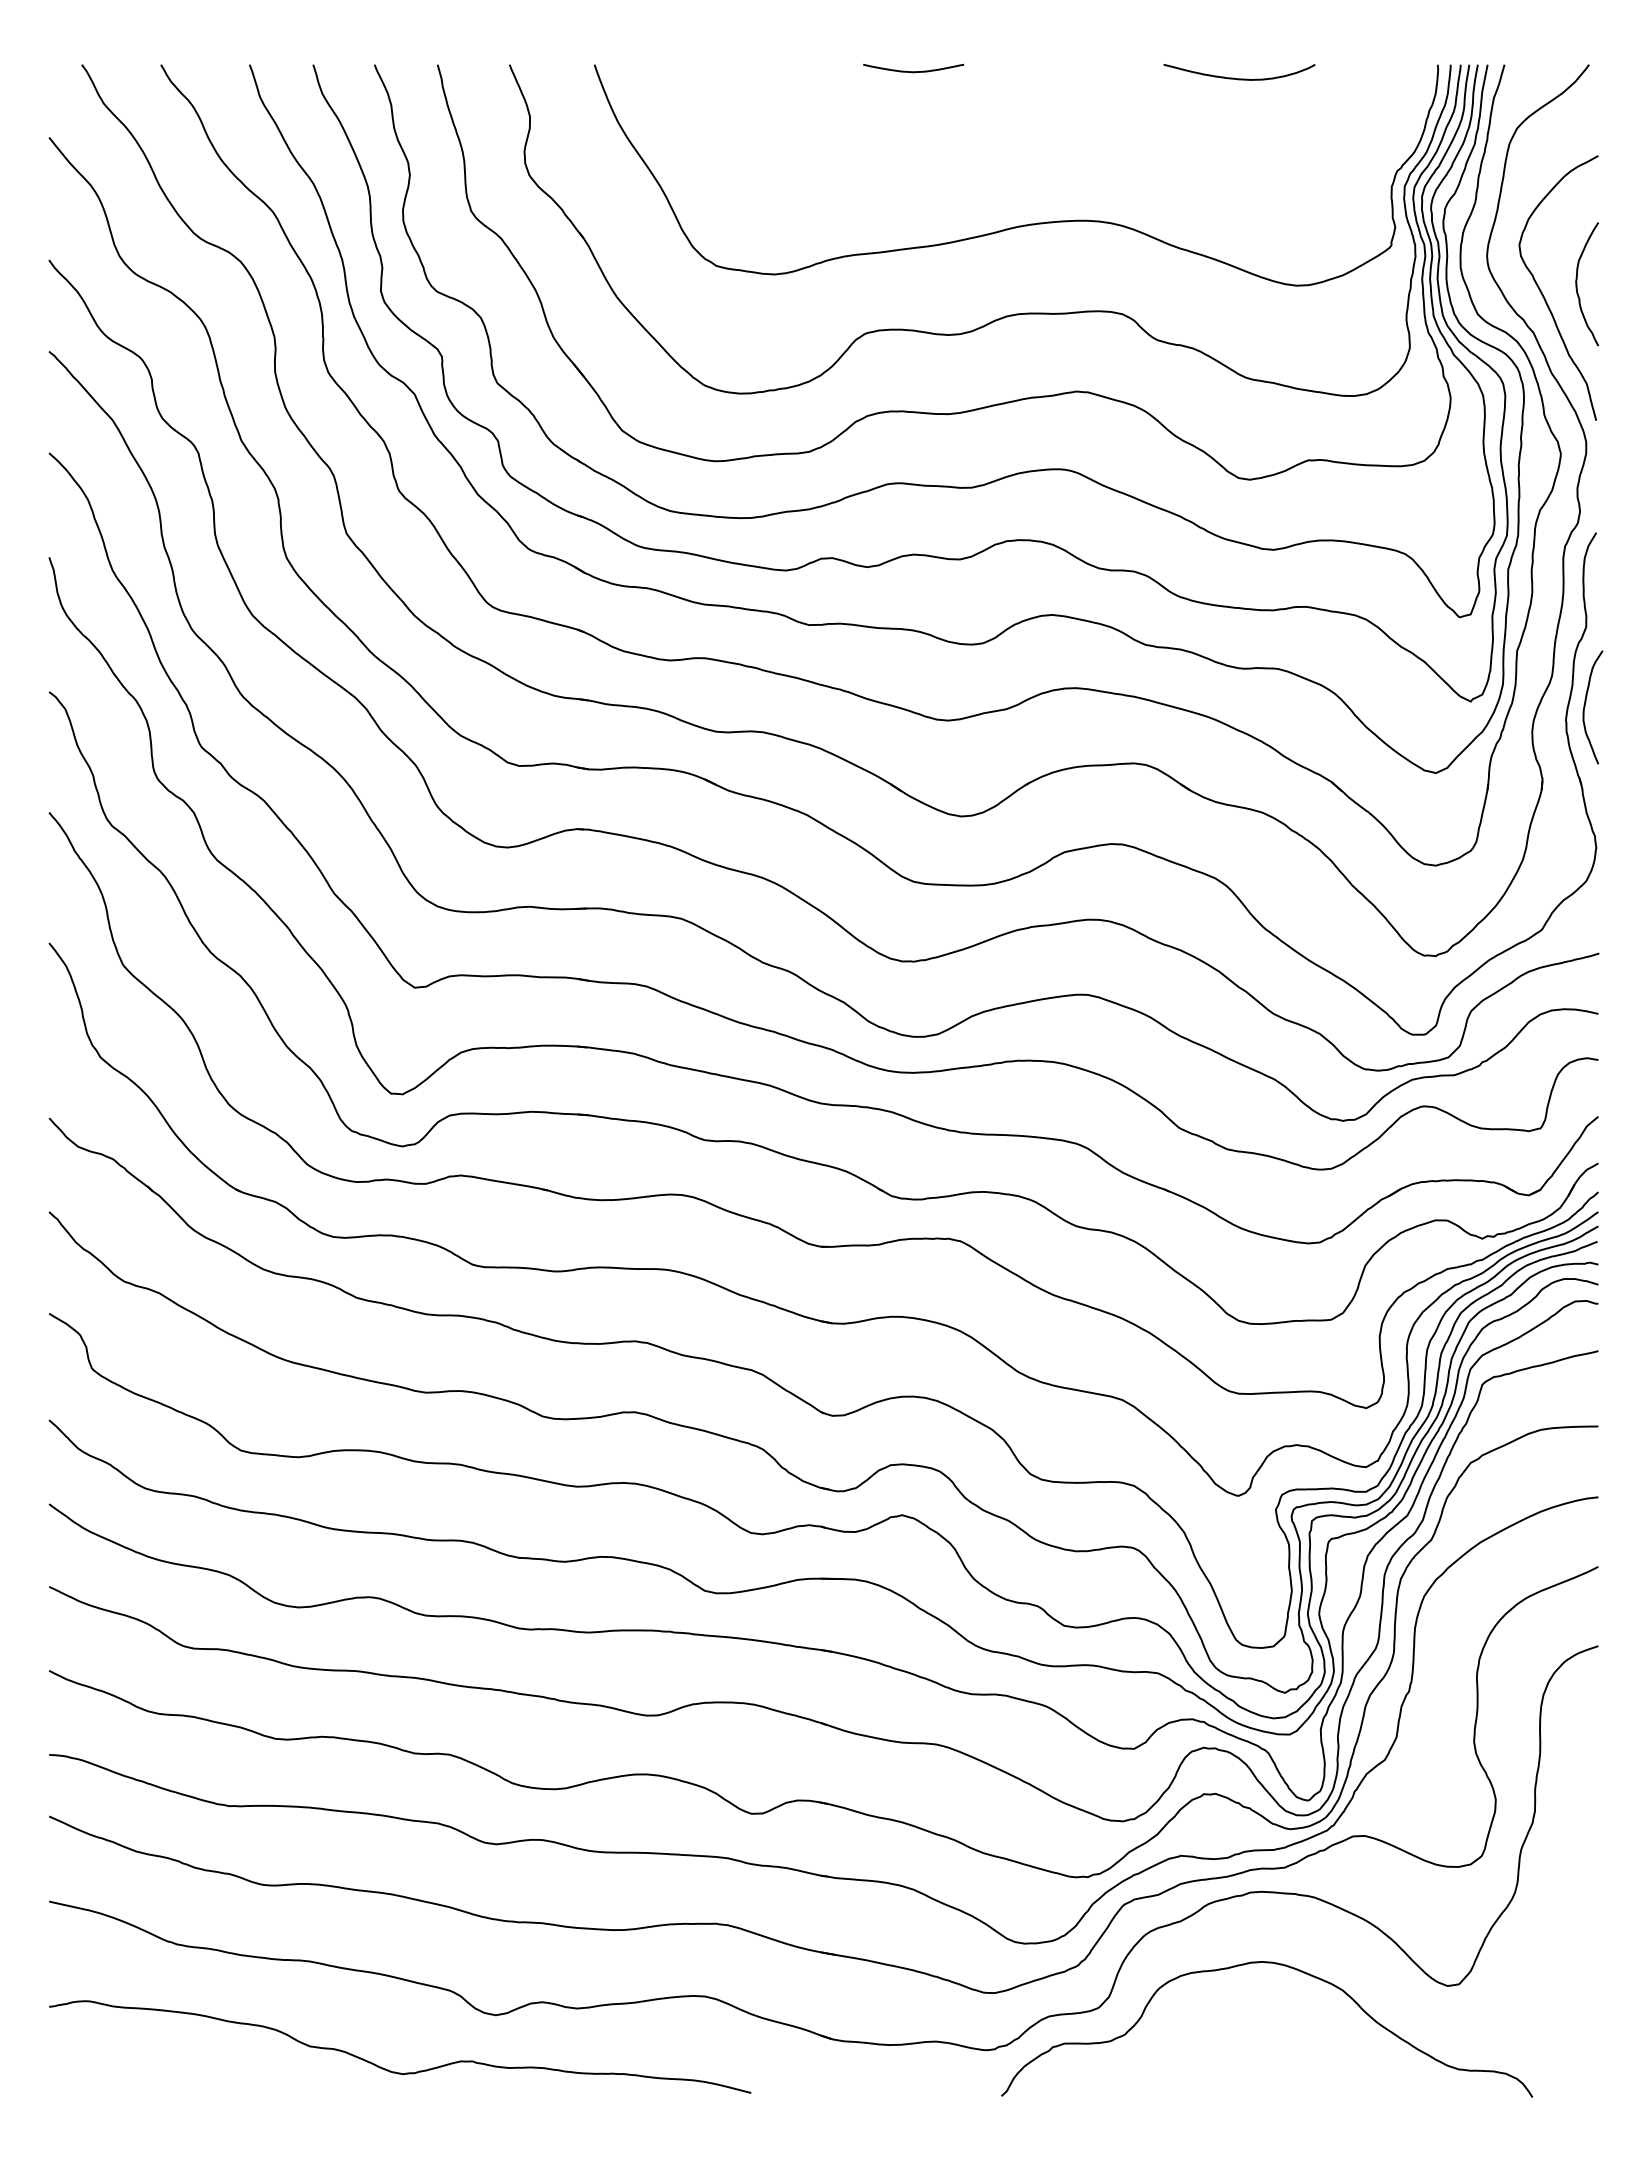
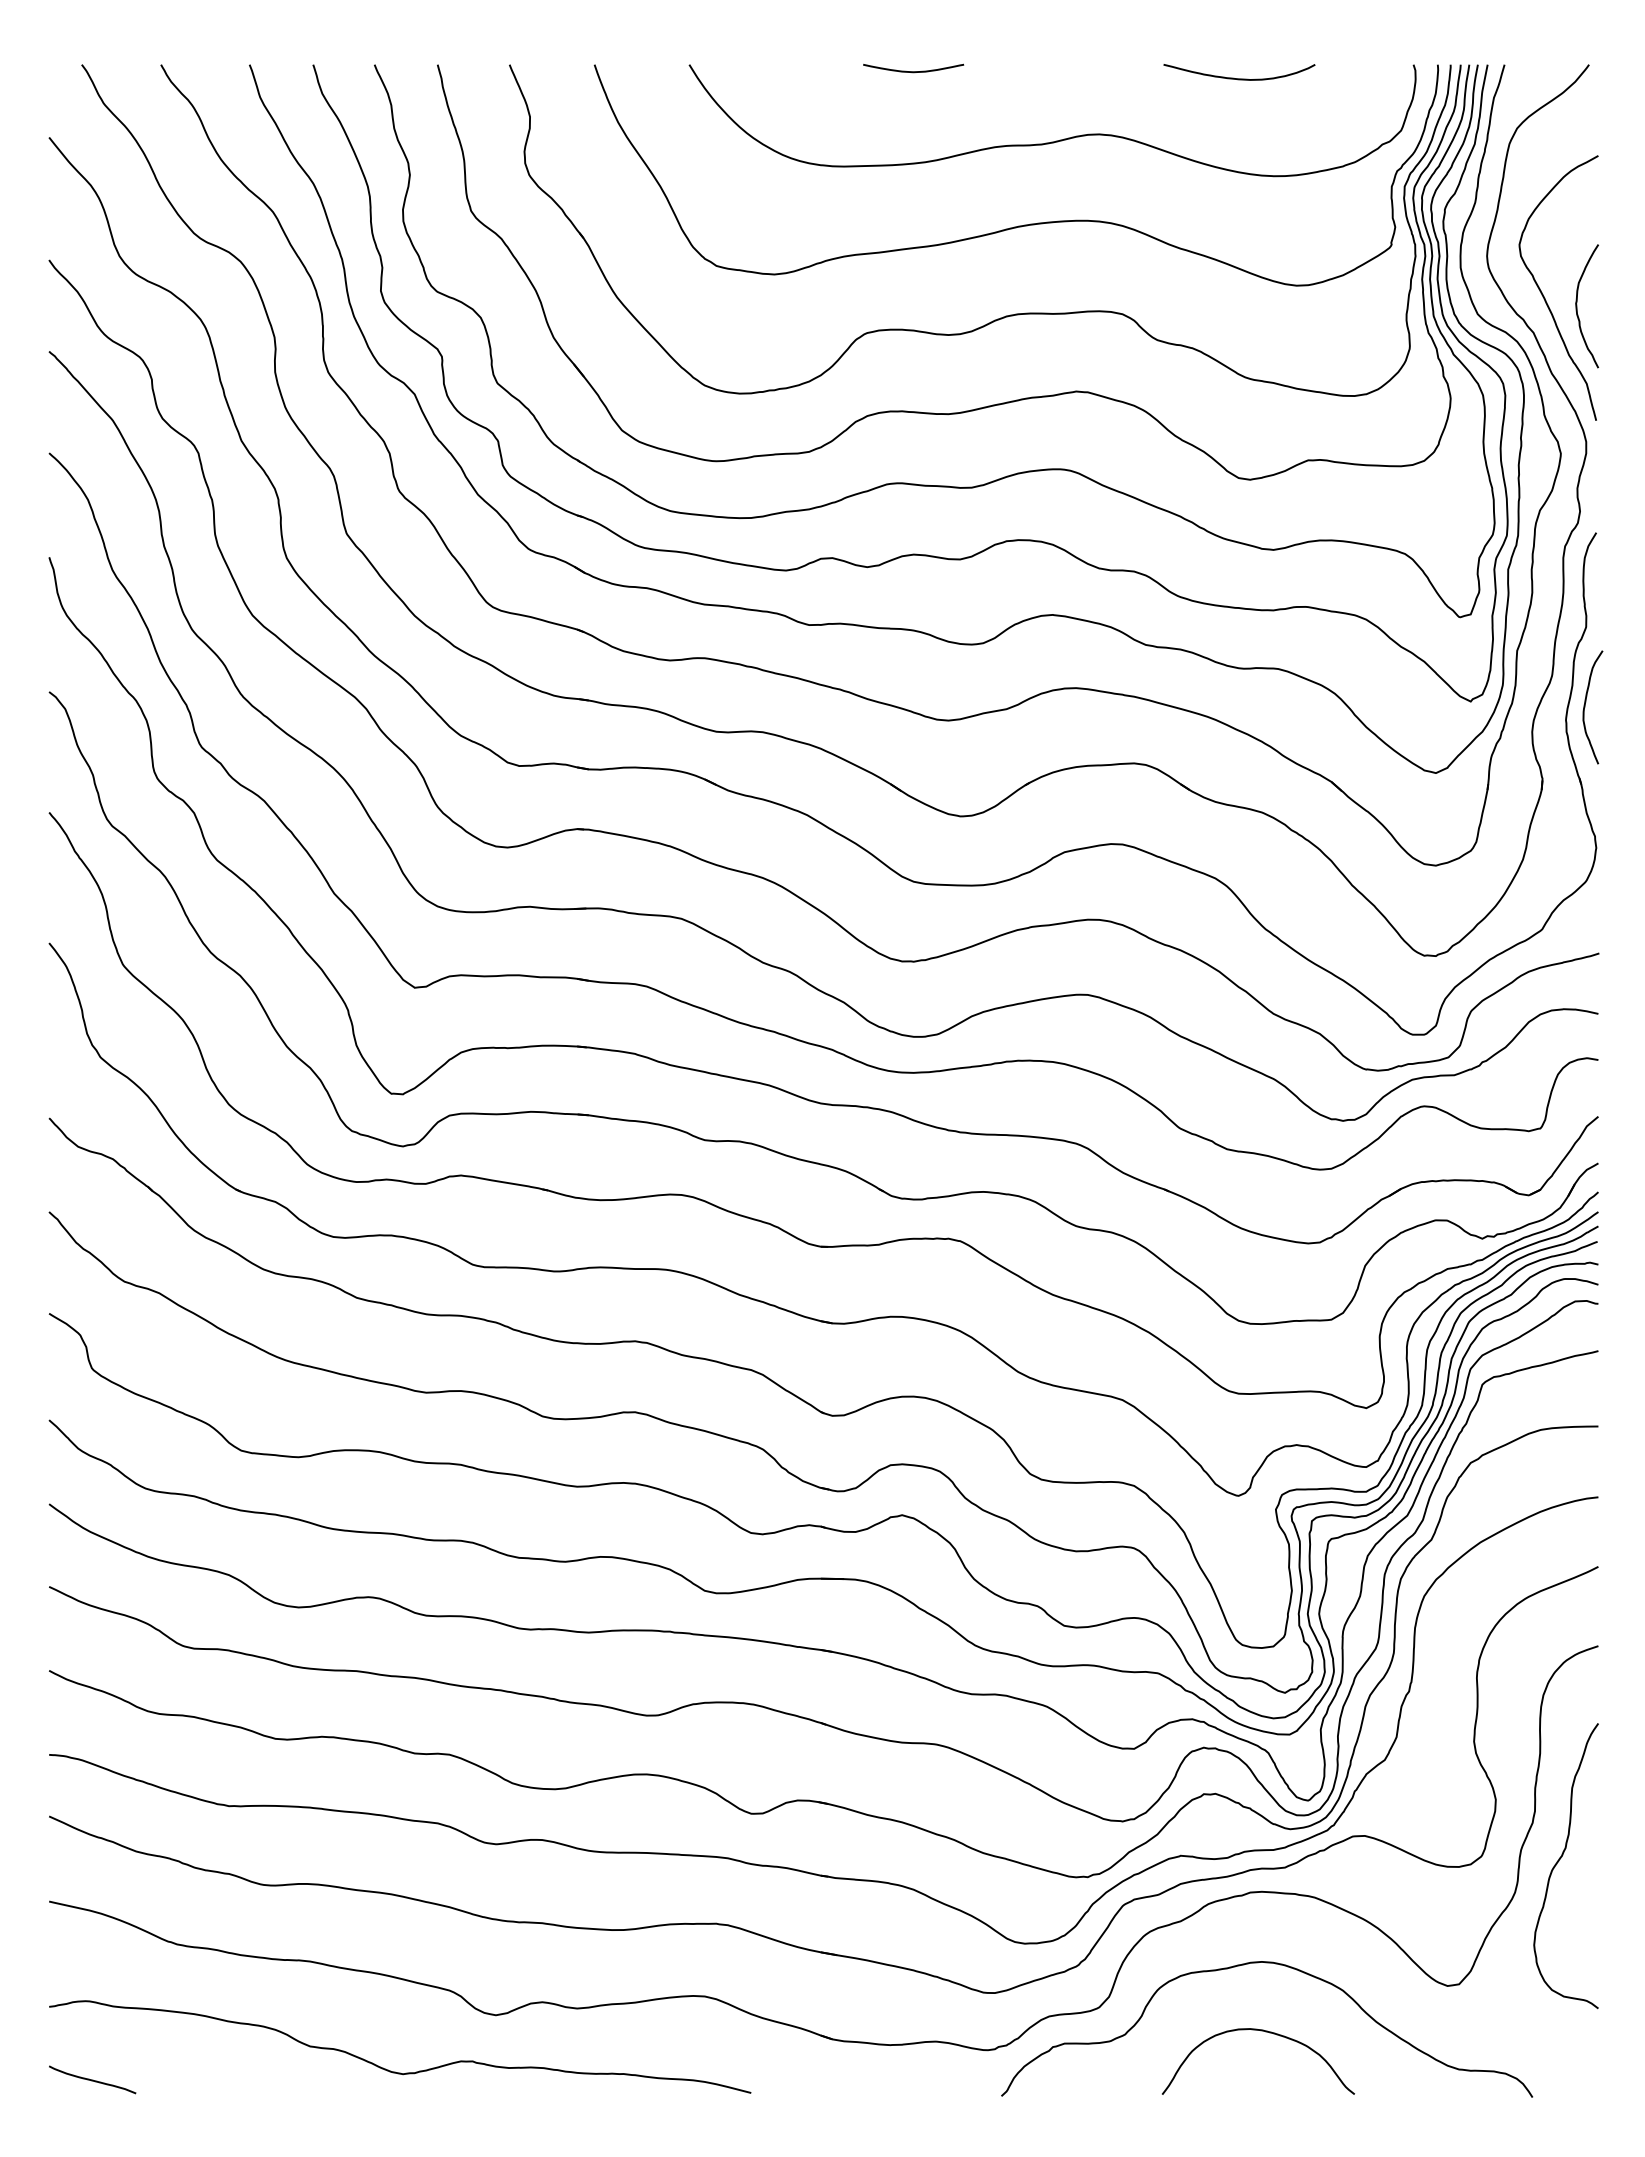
curve: none -> present (1056, 140)
curve position: (1577, 284) -> (1577, 306) (1577, 306)
curve: none -> present (1559, 1861)
curve: none -> present (1265, 2032)
curve: none -> present (92, 2079)
